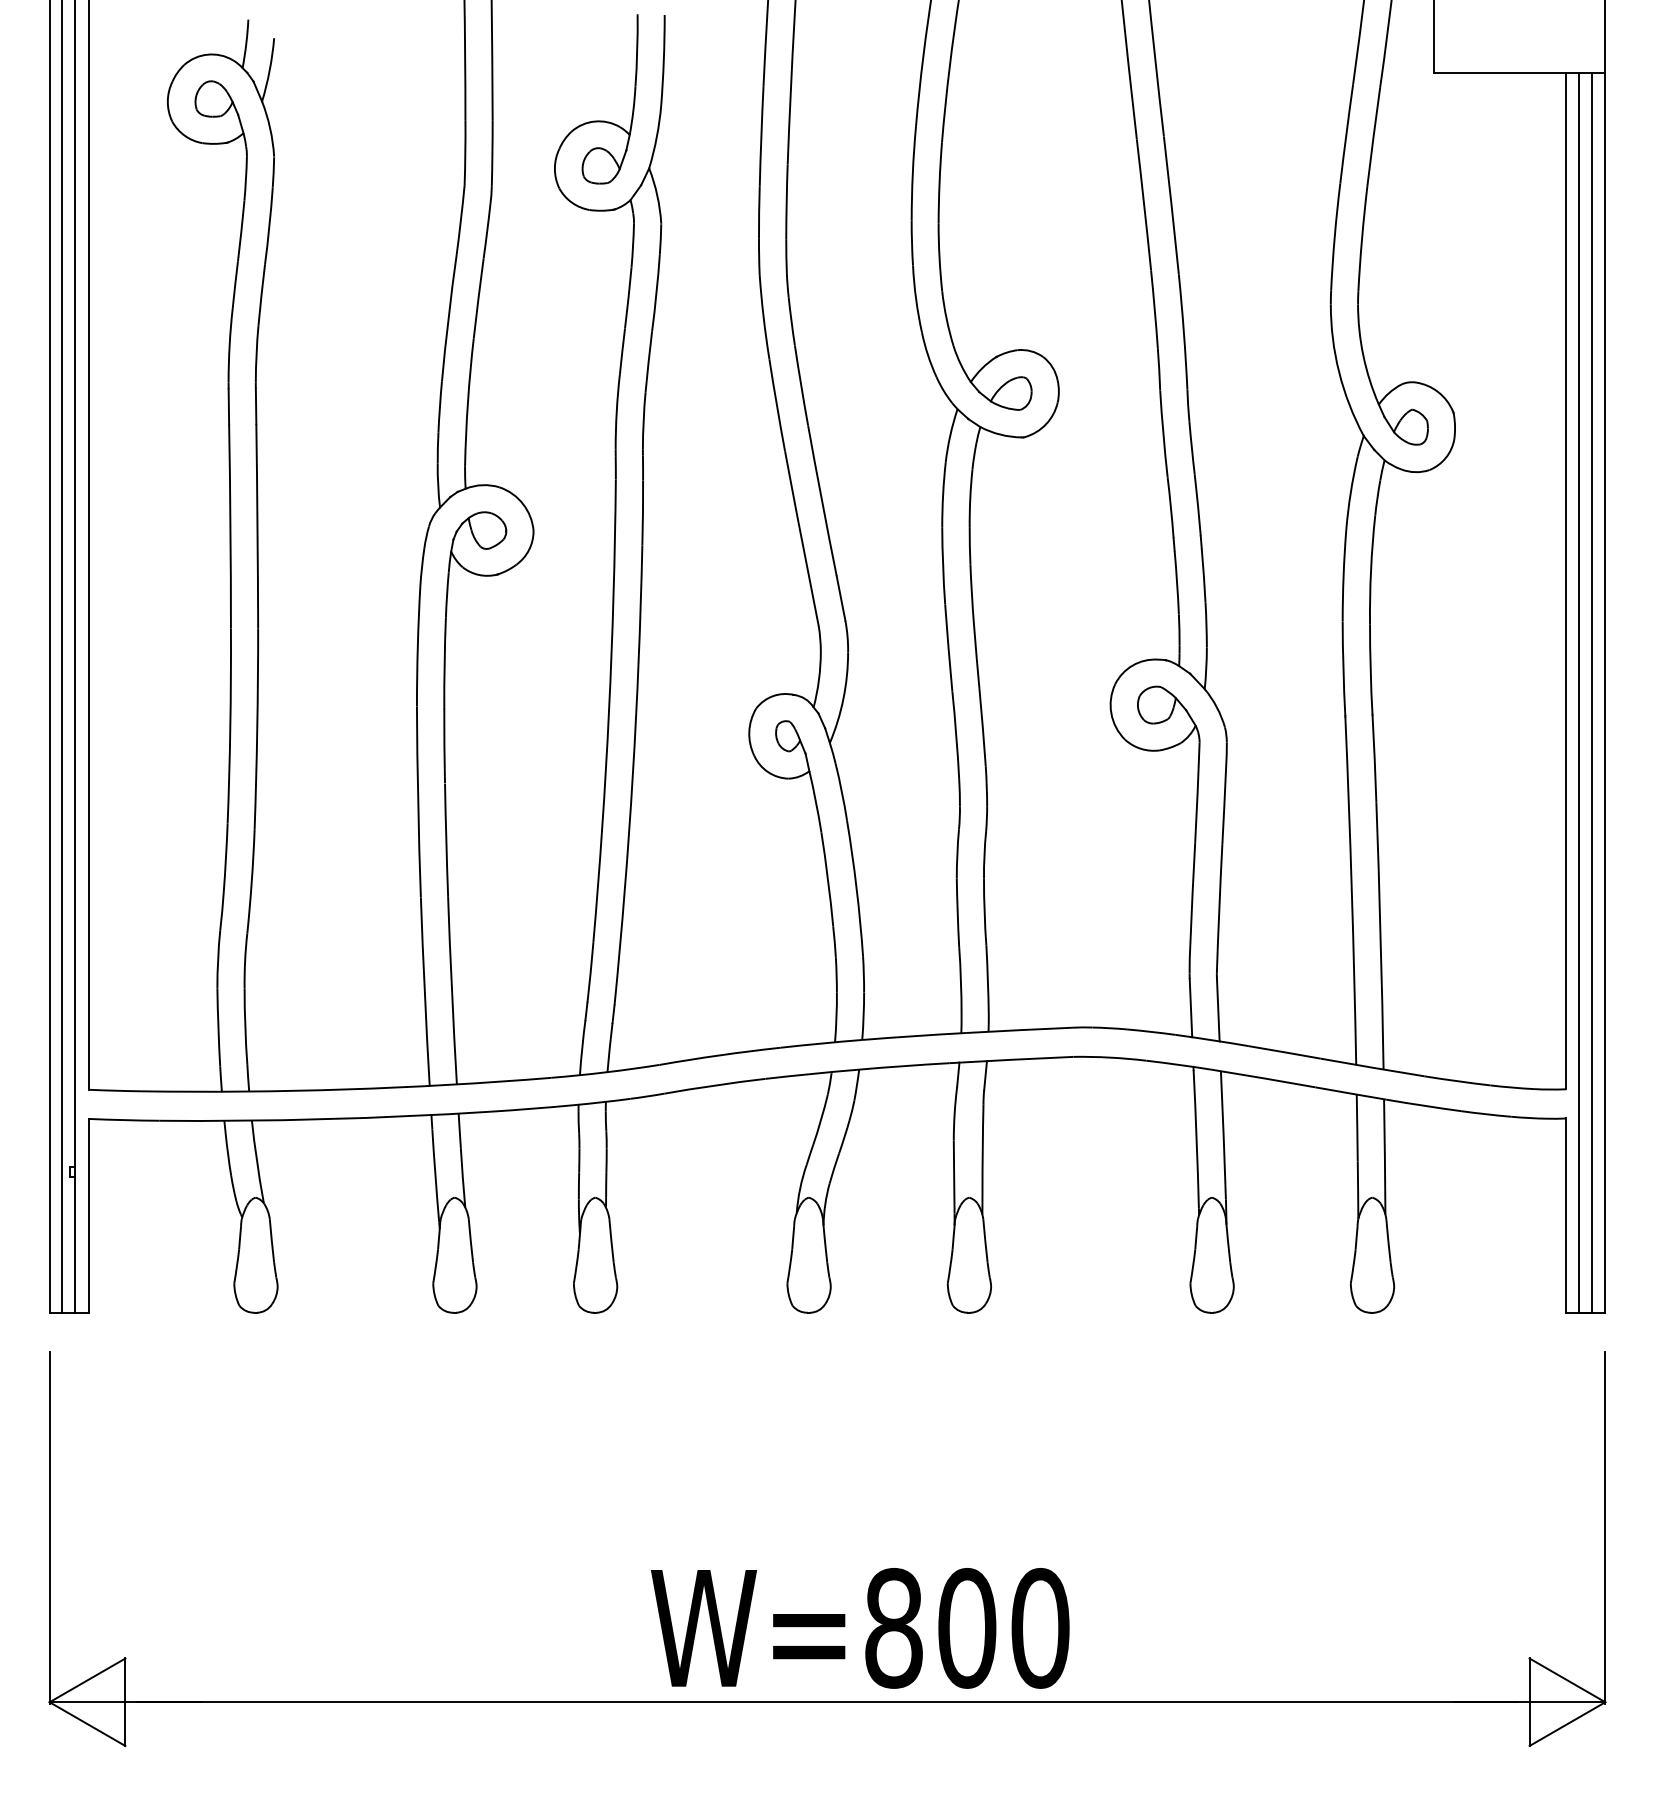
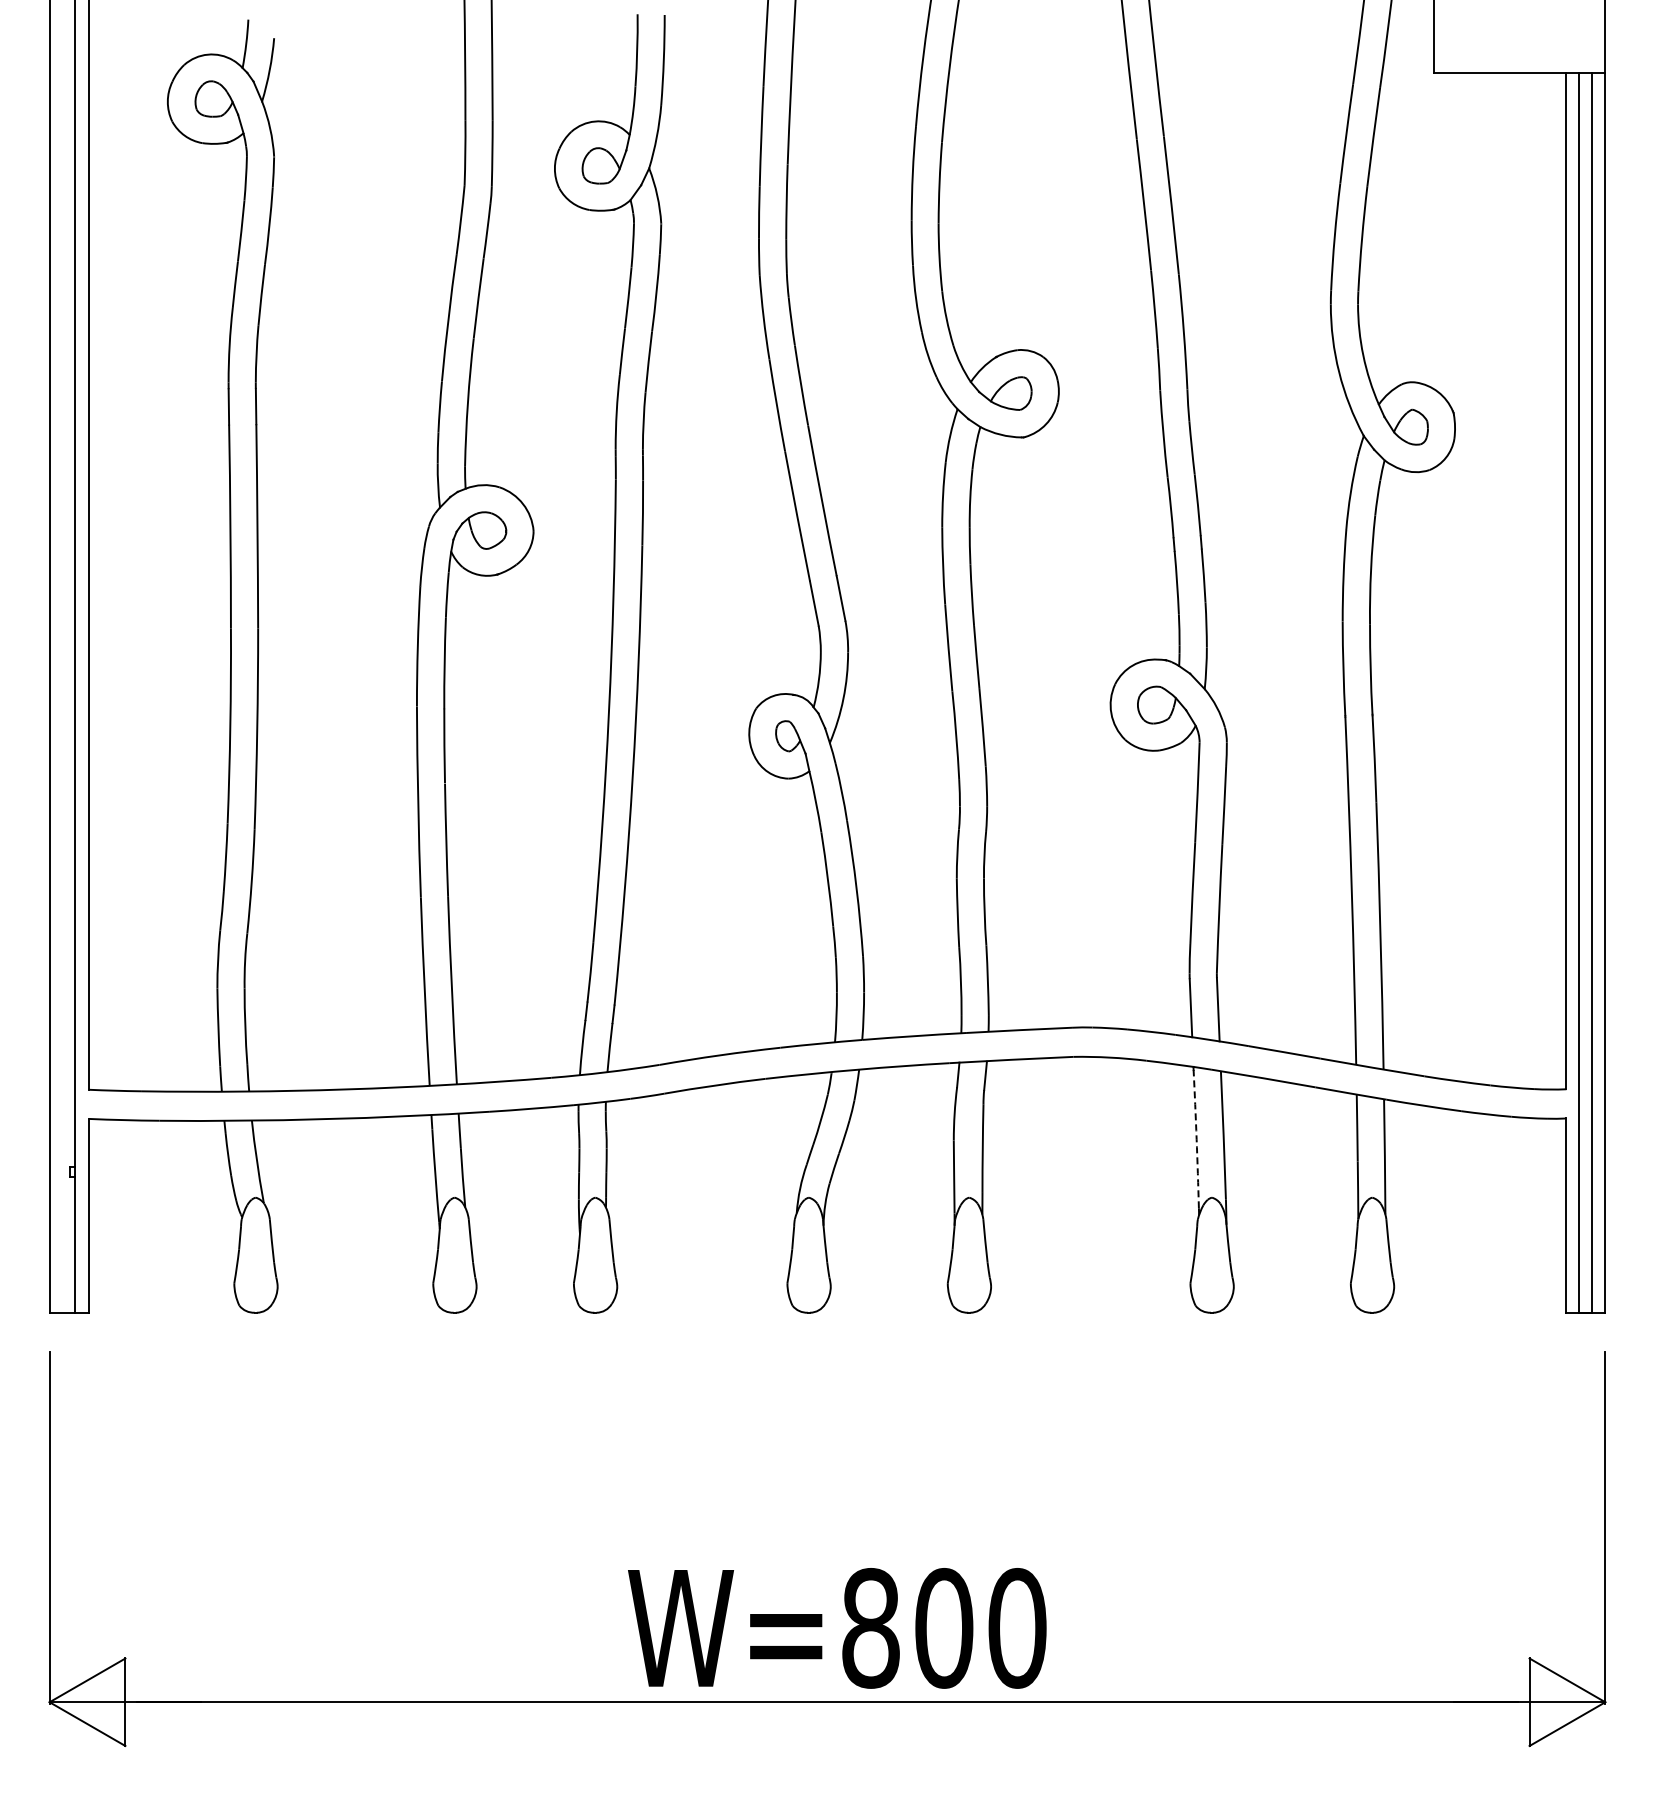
line: present -> none (62, 657)
arc: solid -> dashed (1196, 1139)
text position: (860, 1628) -> (837, 1628) (837, 1628)
